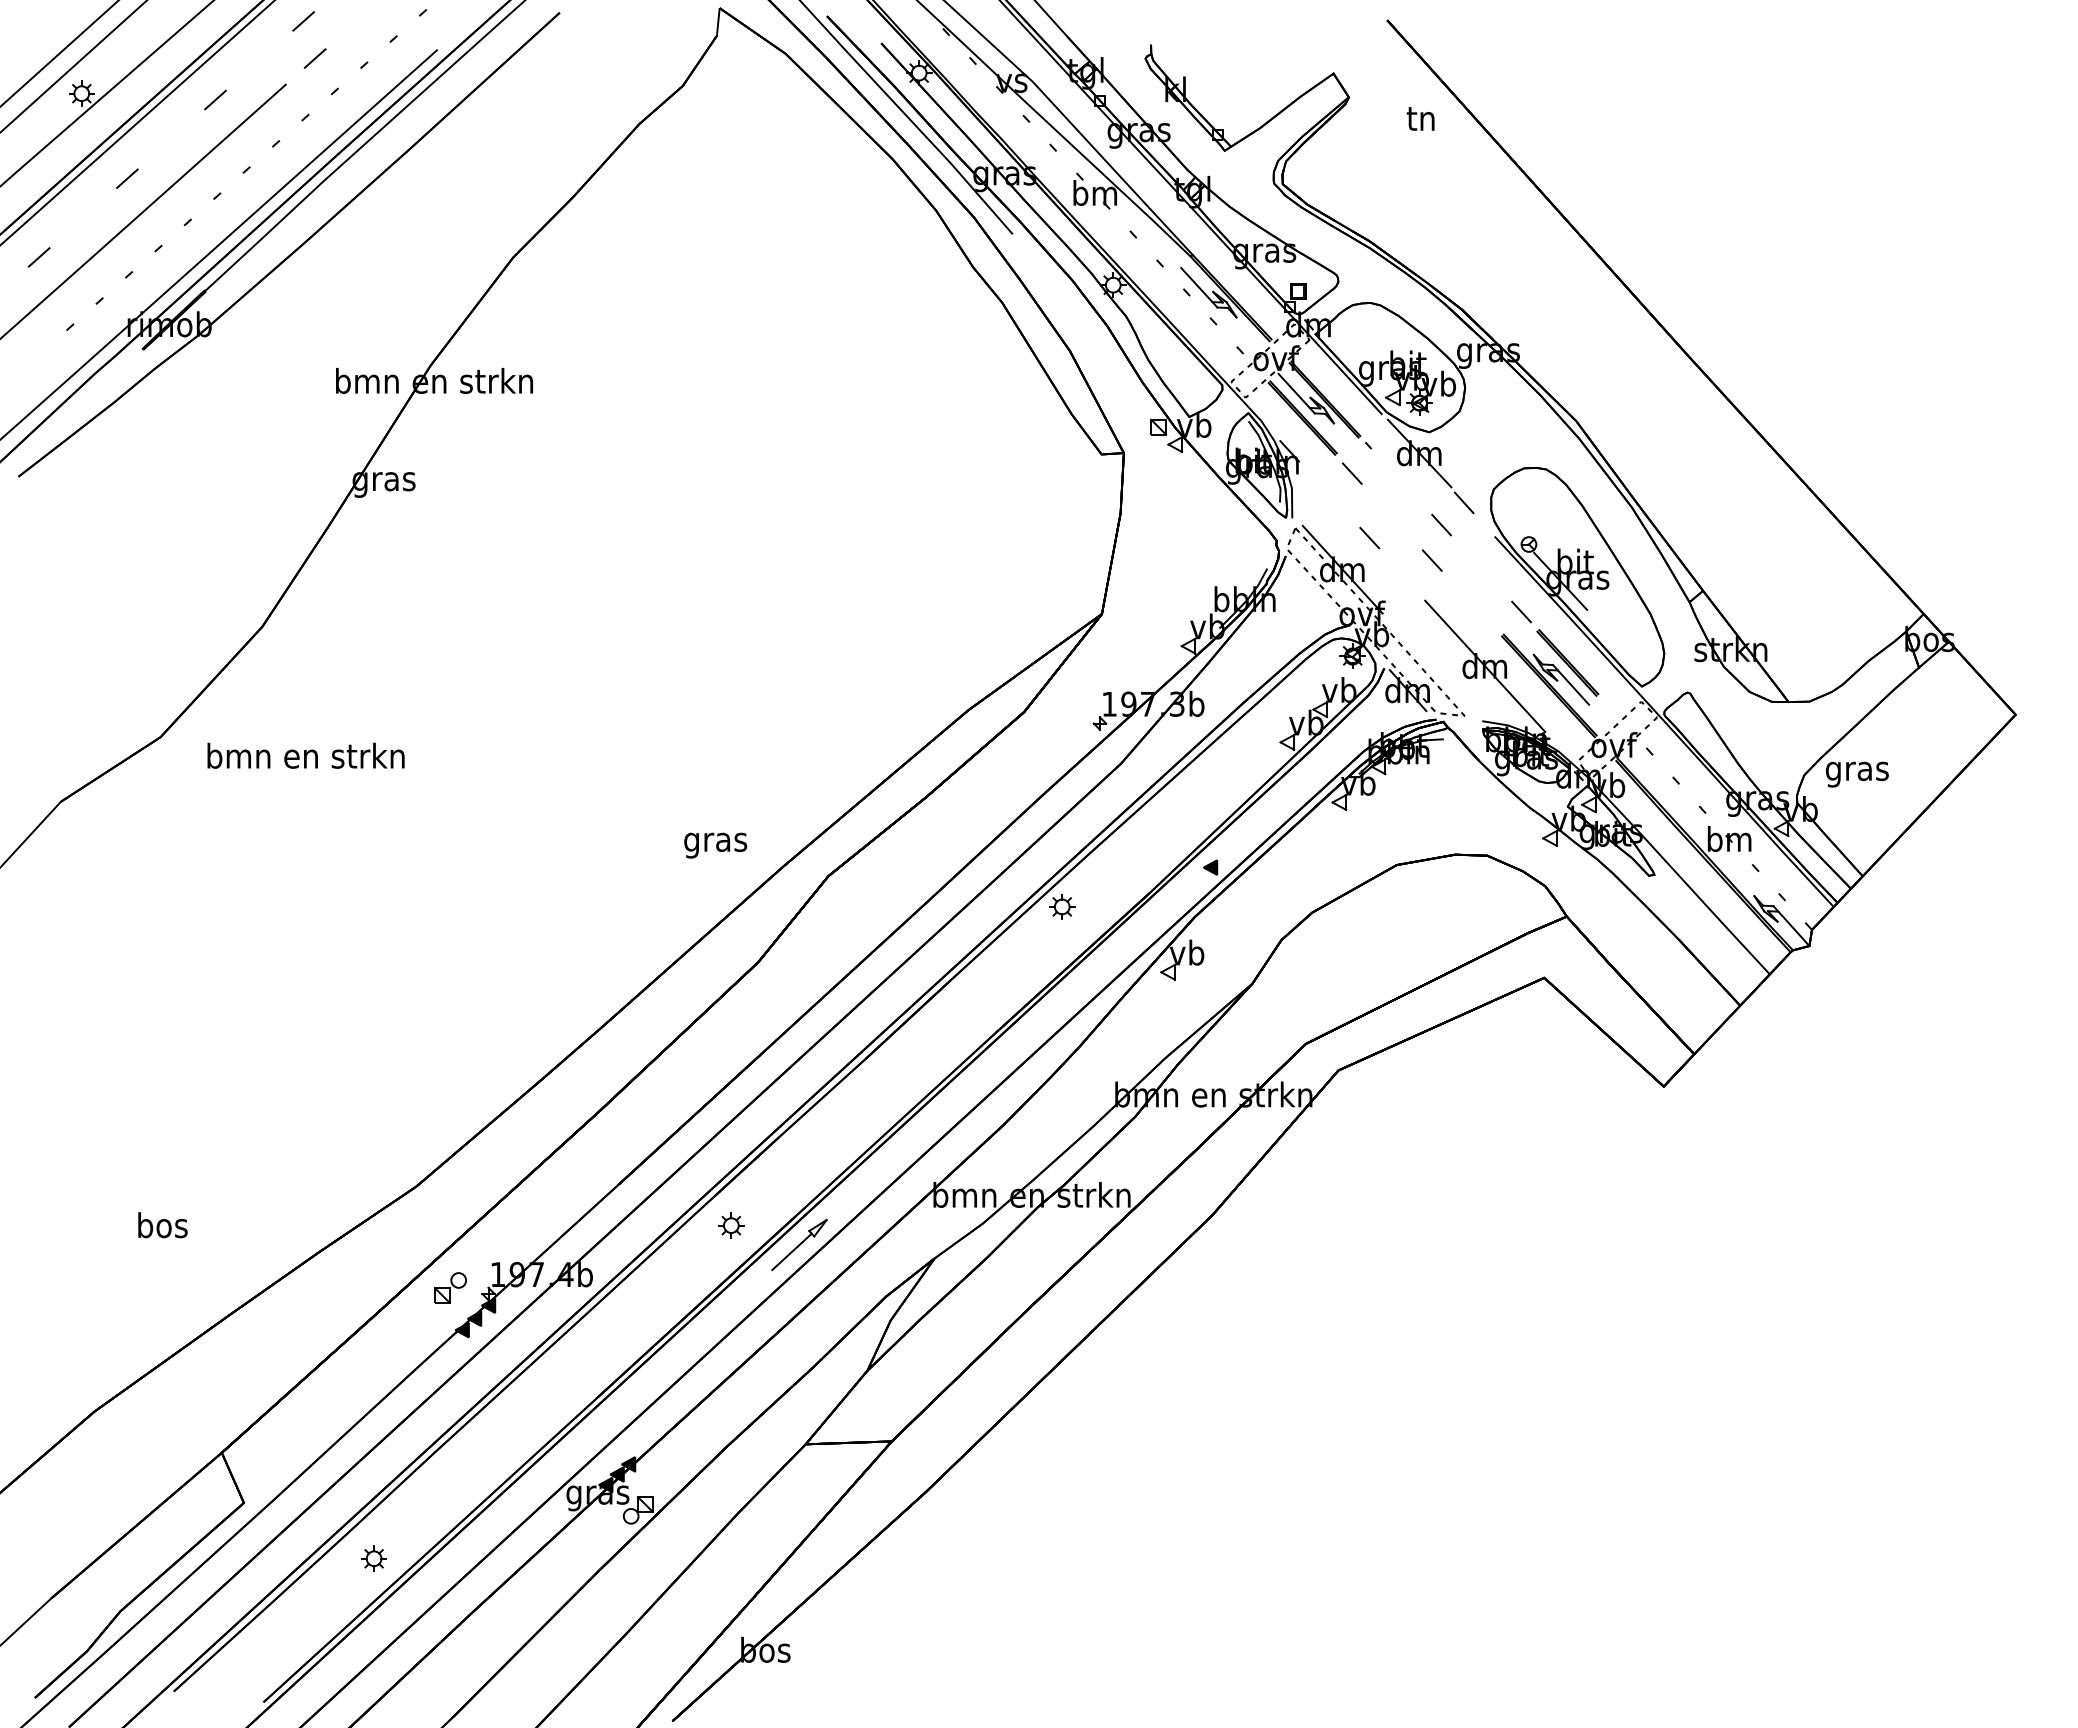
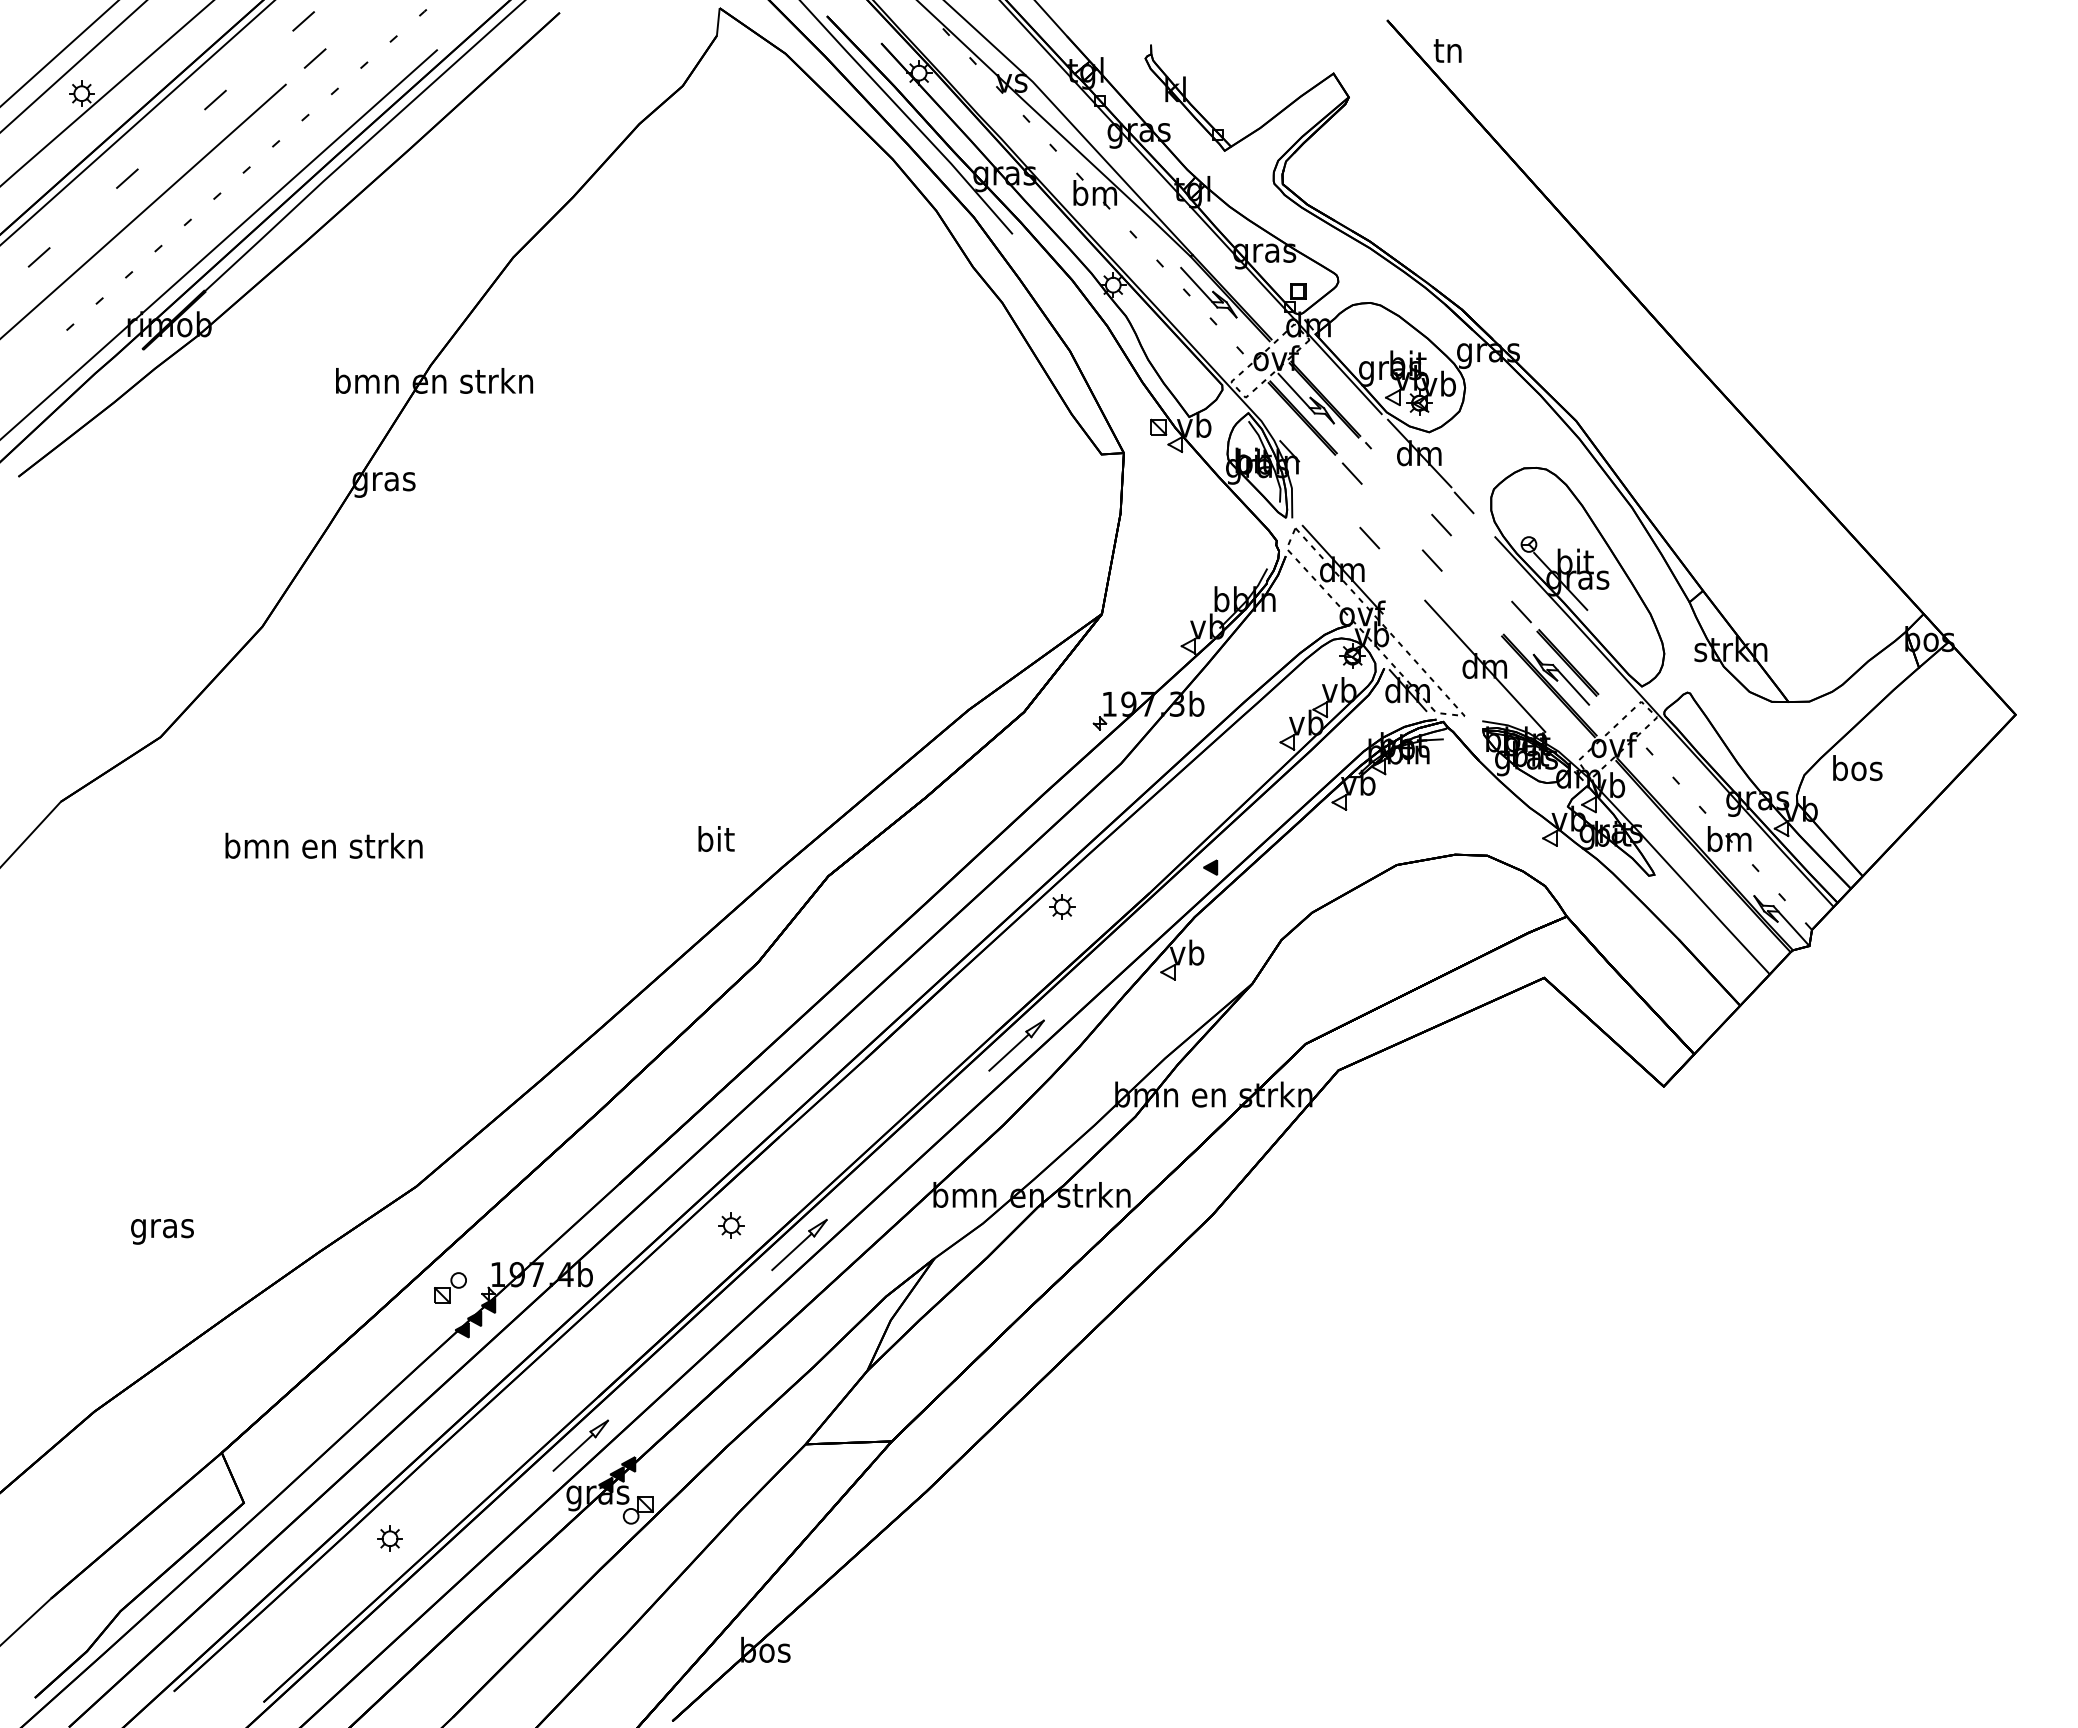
text position: (1420, 118) -> (1447, 50) (1447, 50)
text position: (305, 755) -> (323, 845) (323, 845)
text: gras -> bos (1856, 771)
text: gras -> bit (715, 842)
part: none -> present (1016, 1045)
text: bos -> gras (162, 1228)
part: none -> present (580, 1445)
part position: (373, 1558) -> (389, 1538) (389, 1538)
